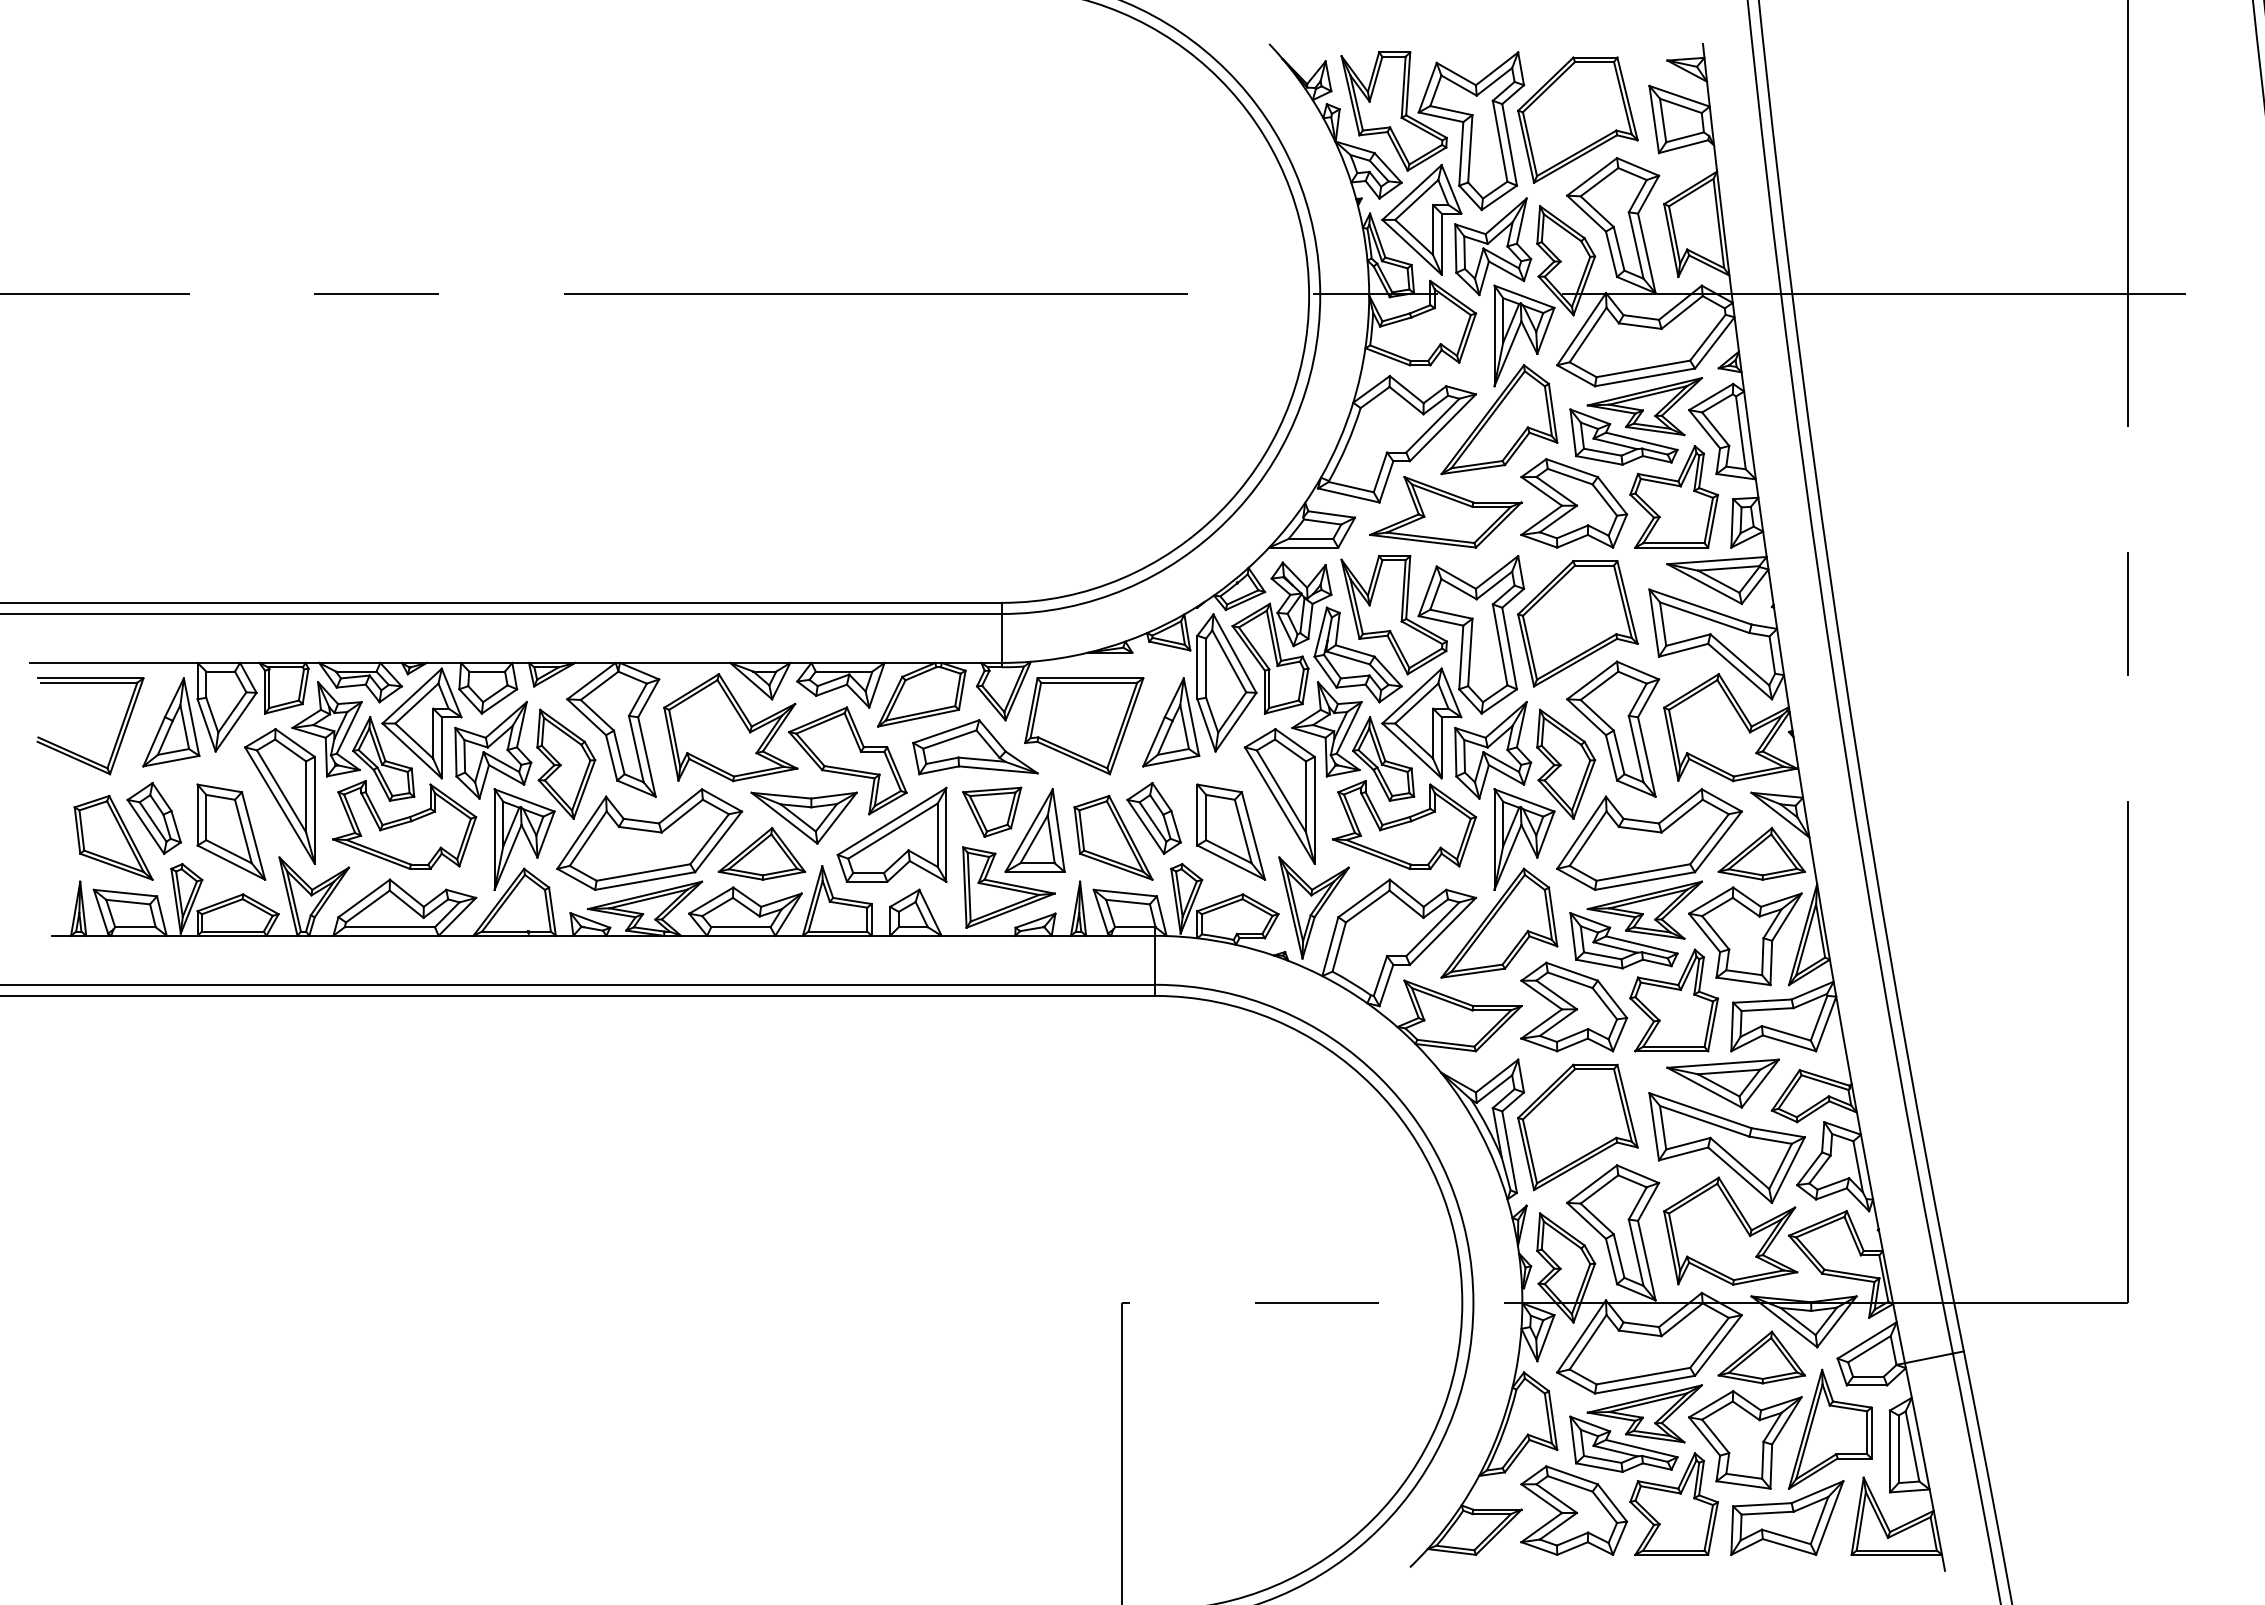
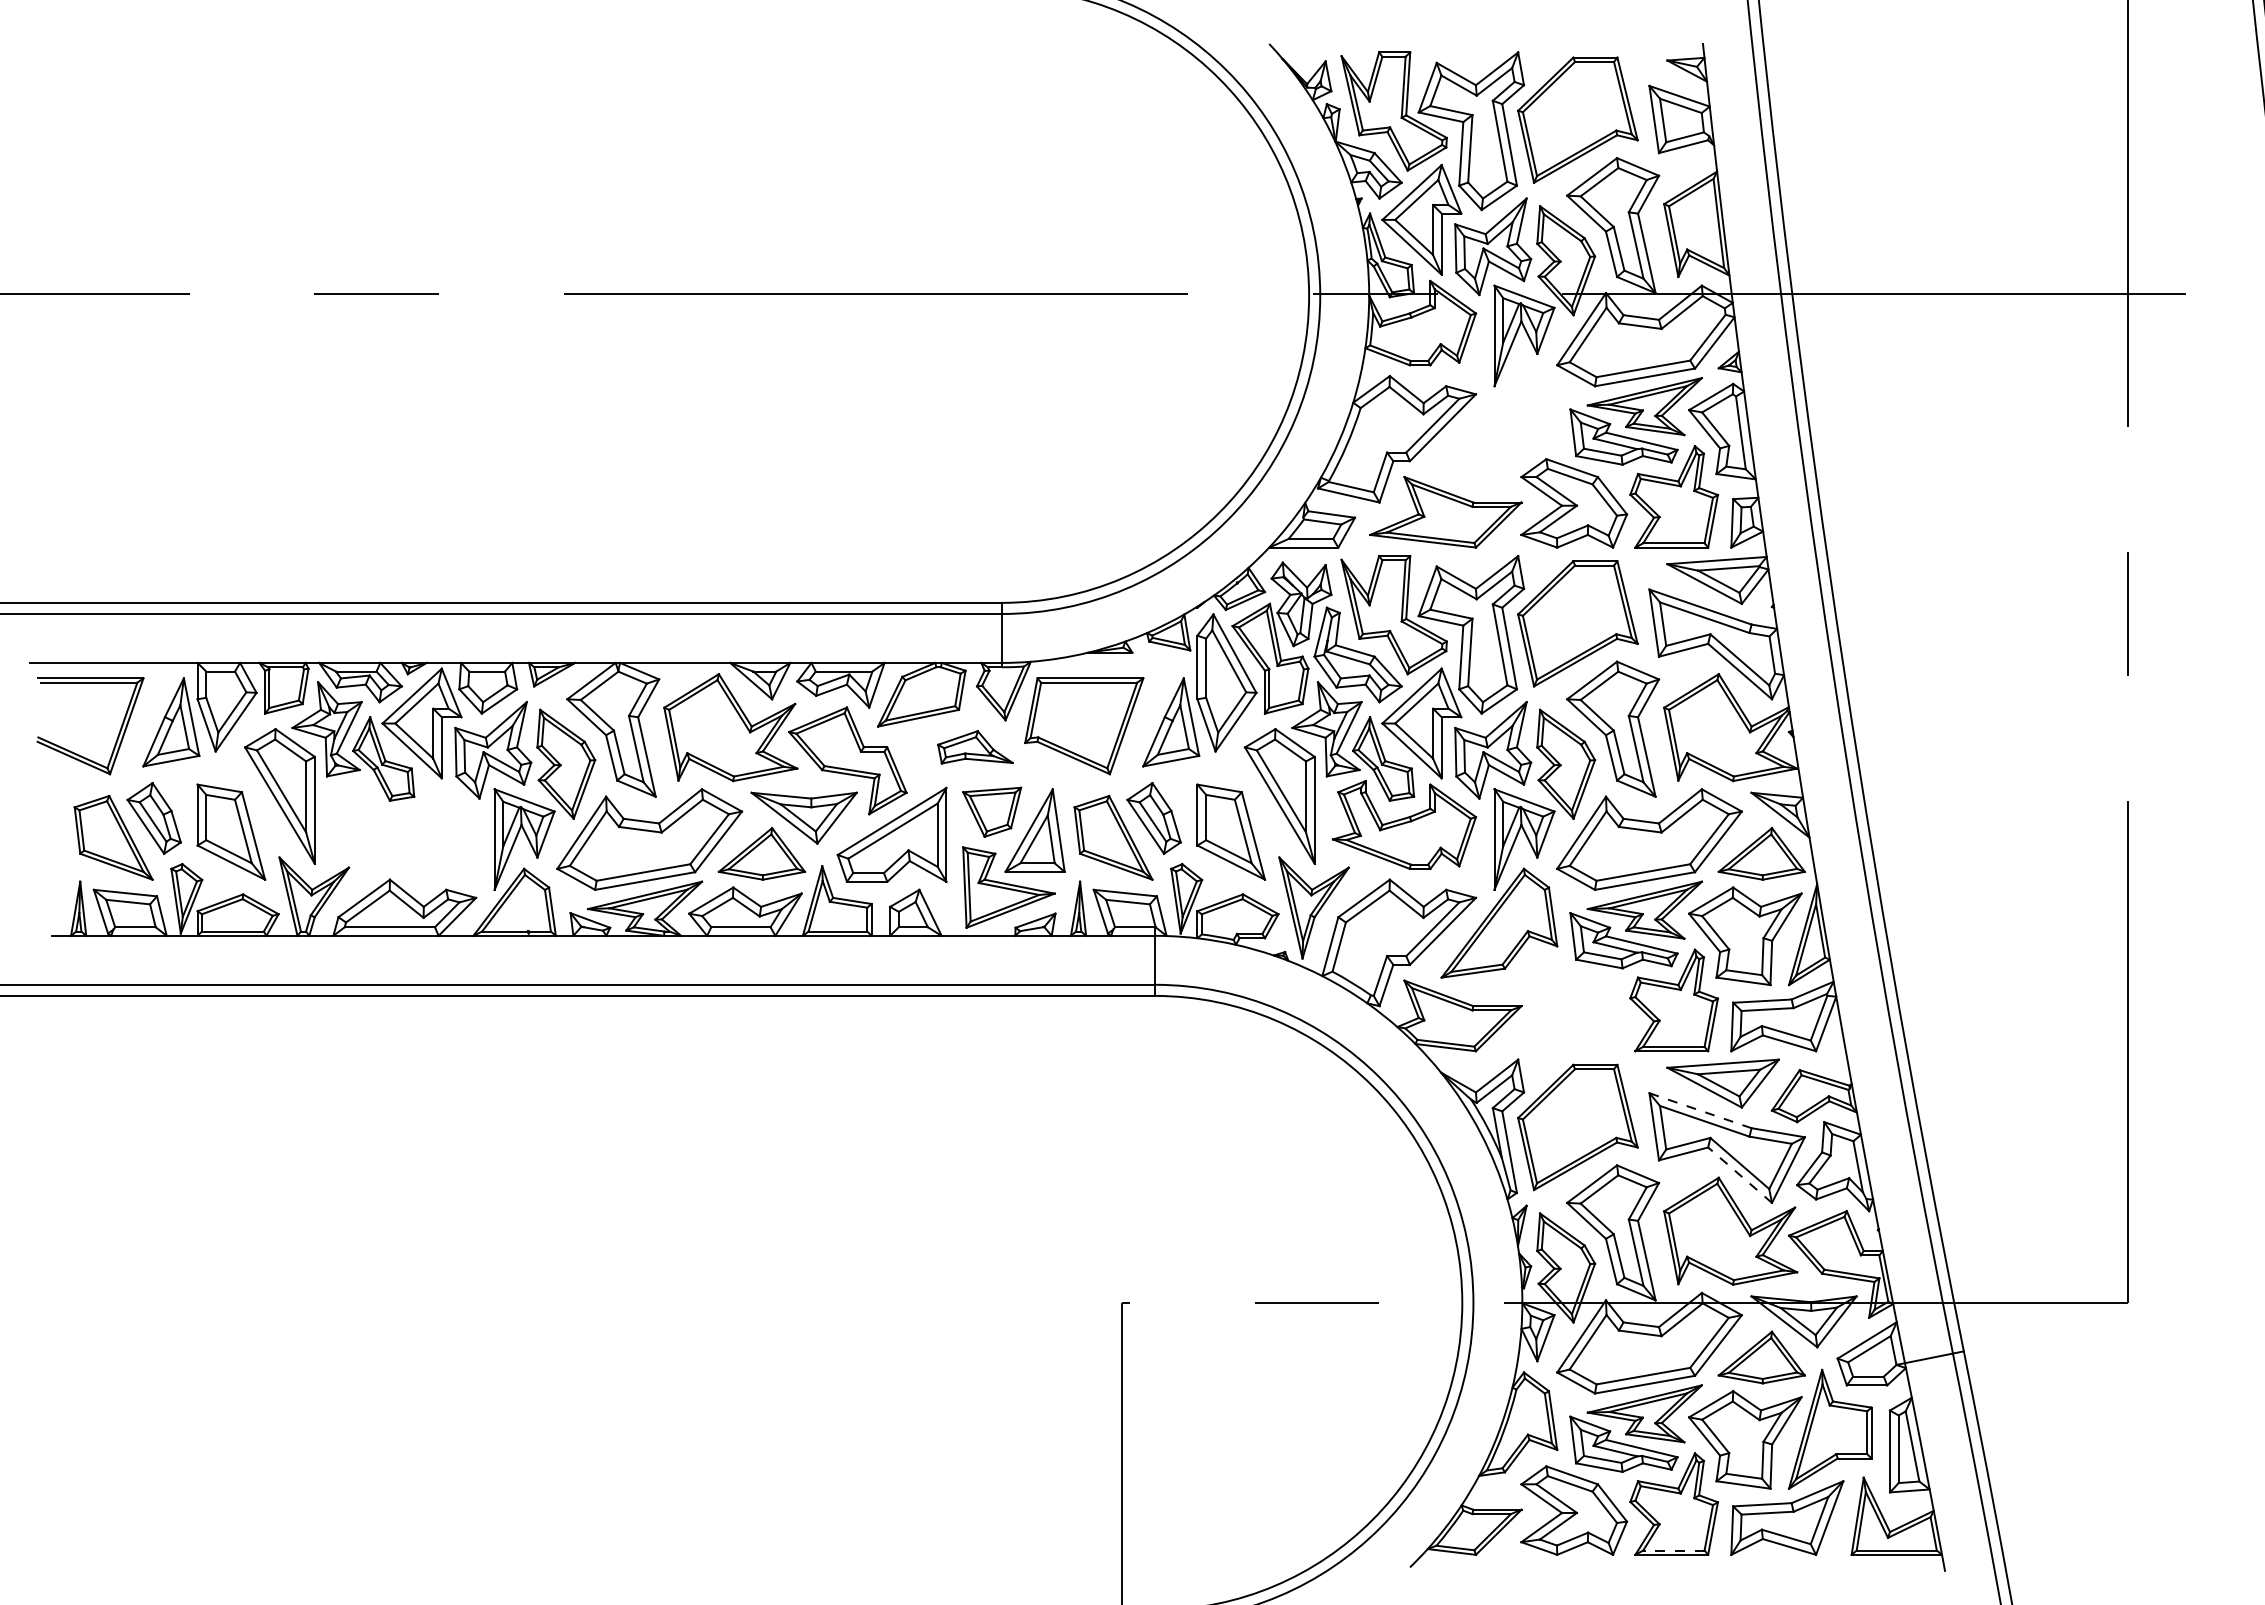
part: present -> none (1499, 419)
part size: 127x57 px -> 77x35 px (975, 747)
part: present -> none (404, 825)
part: present -> none (1574, 1006)
line: solid -> dashed (1700, 1110)
line: solid -> dashed (1739, 1174)
line: solid -> dashed (1673, 1550)
